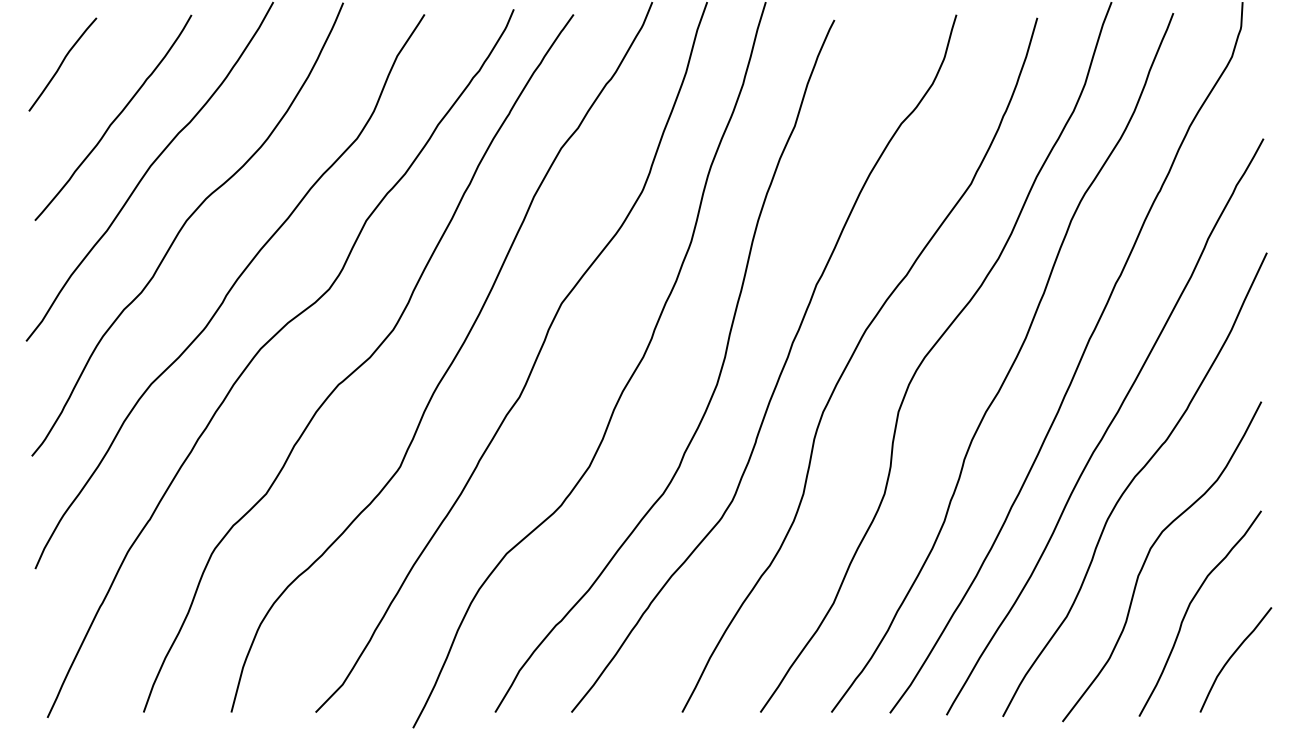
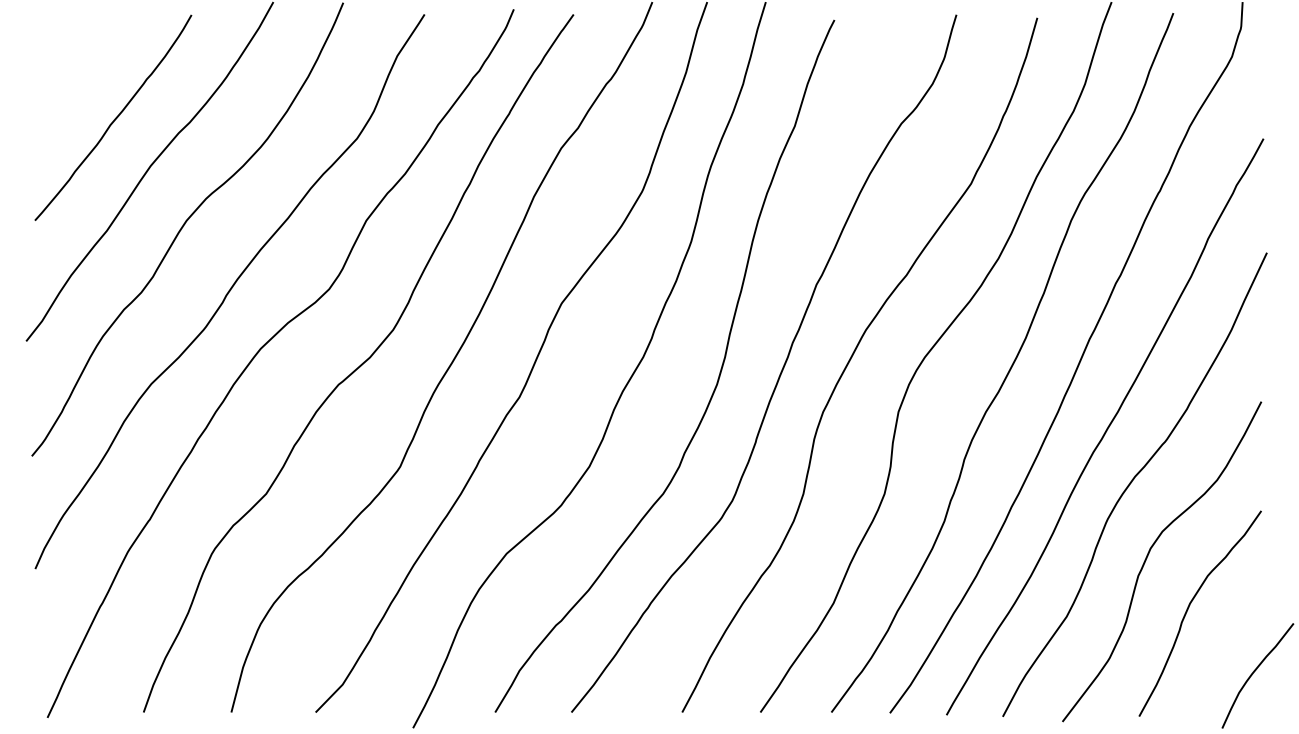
curve: present -> none (62, 64)
curve position: (1232, 656) -> (1254, 672) (1254, 672)
